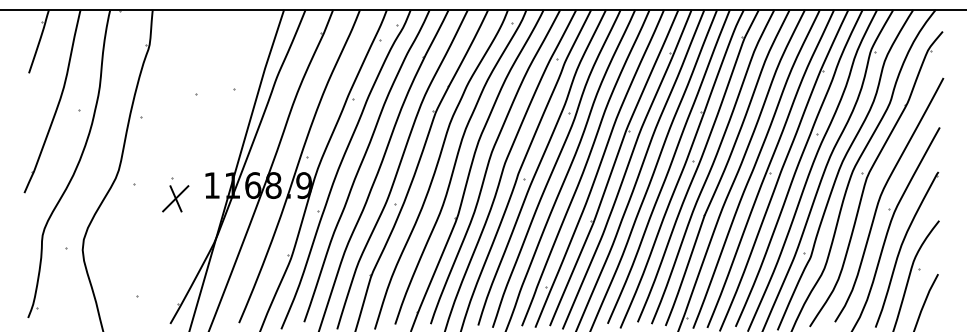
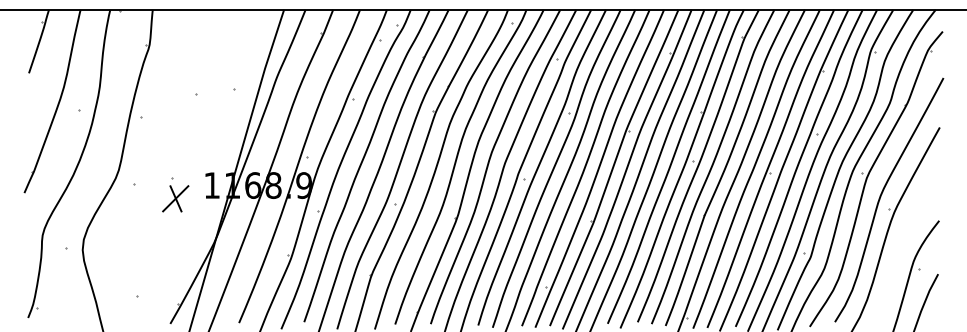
part: present -> none (907, 249)
